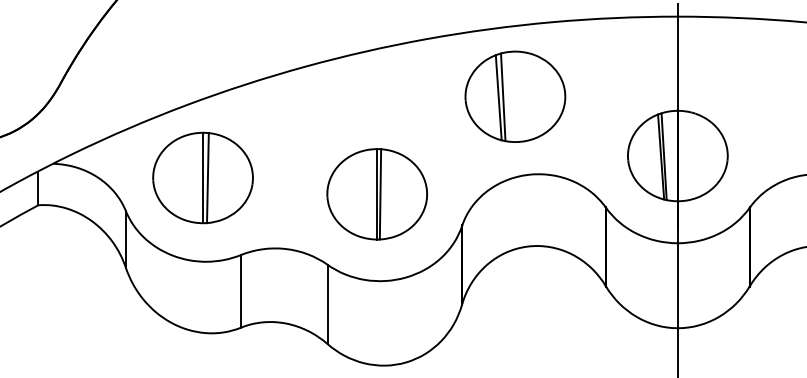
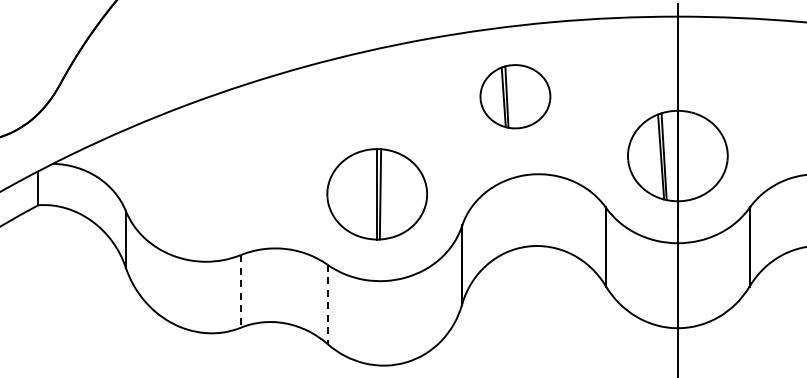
part size: 103x93 px -> 73x66 px (515, 96)
part: present -> none (202, 177)
line: solid -> dashed (240, 291)
line: solid -> dashed (327, 304)
